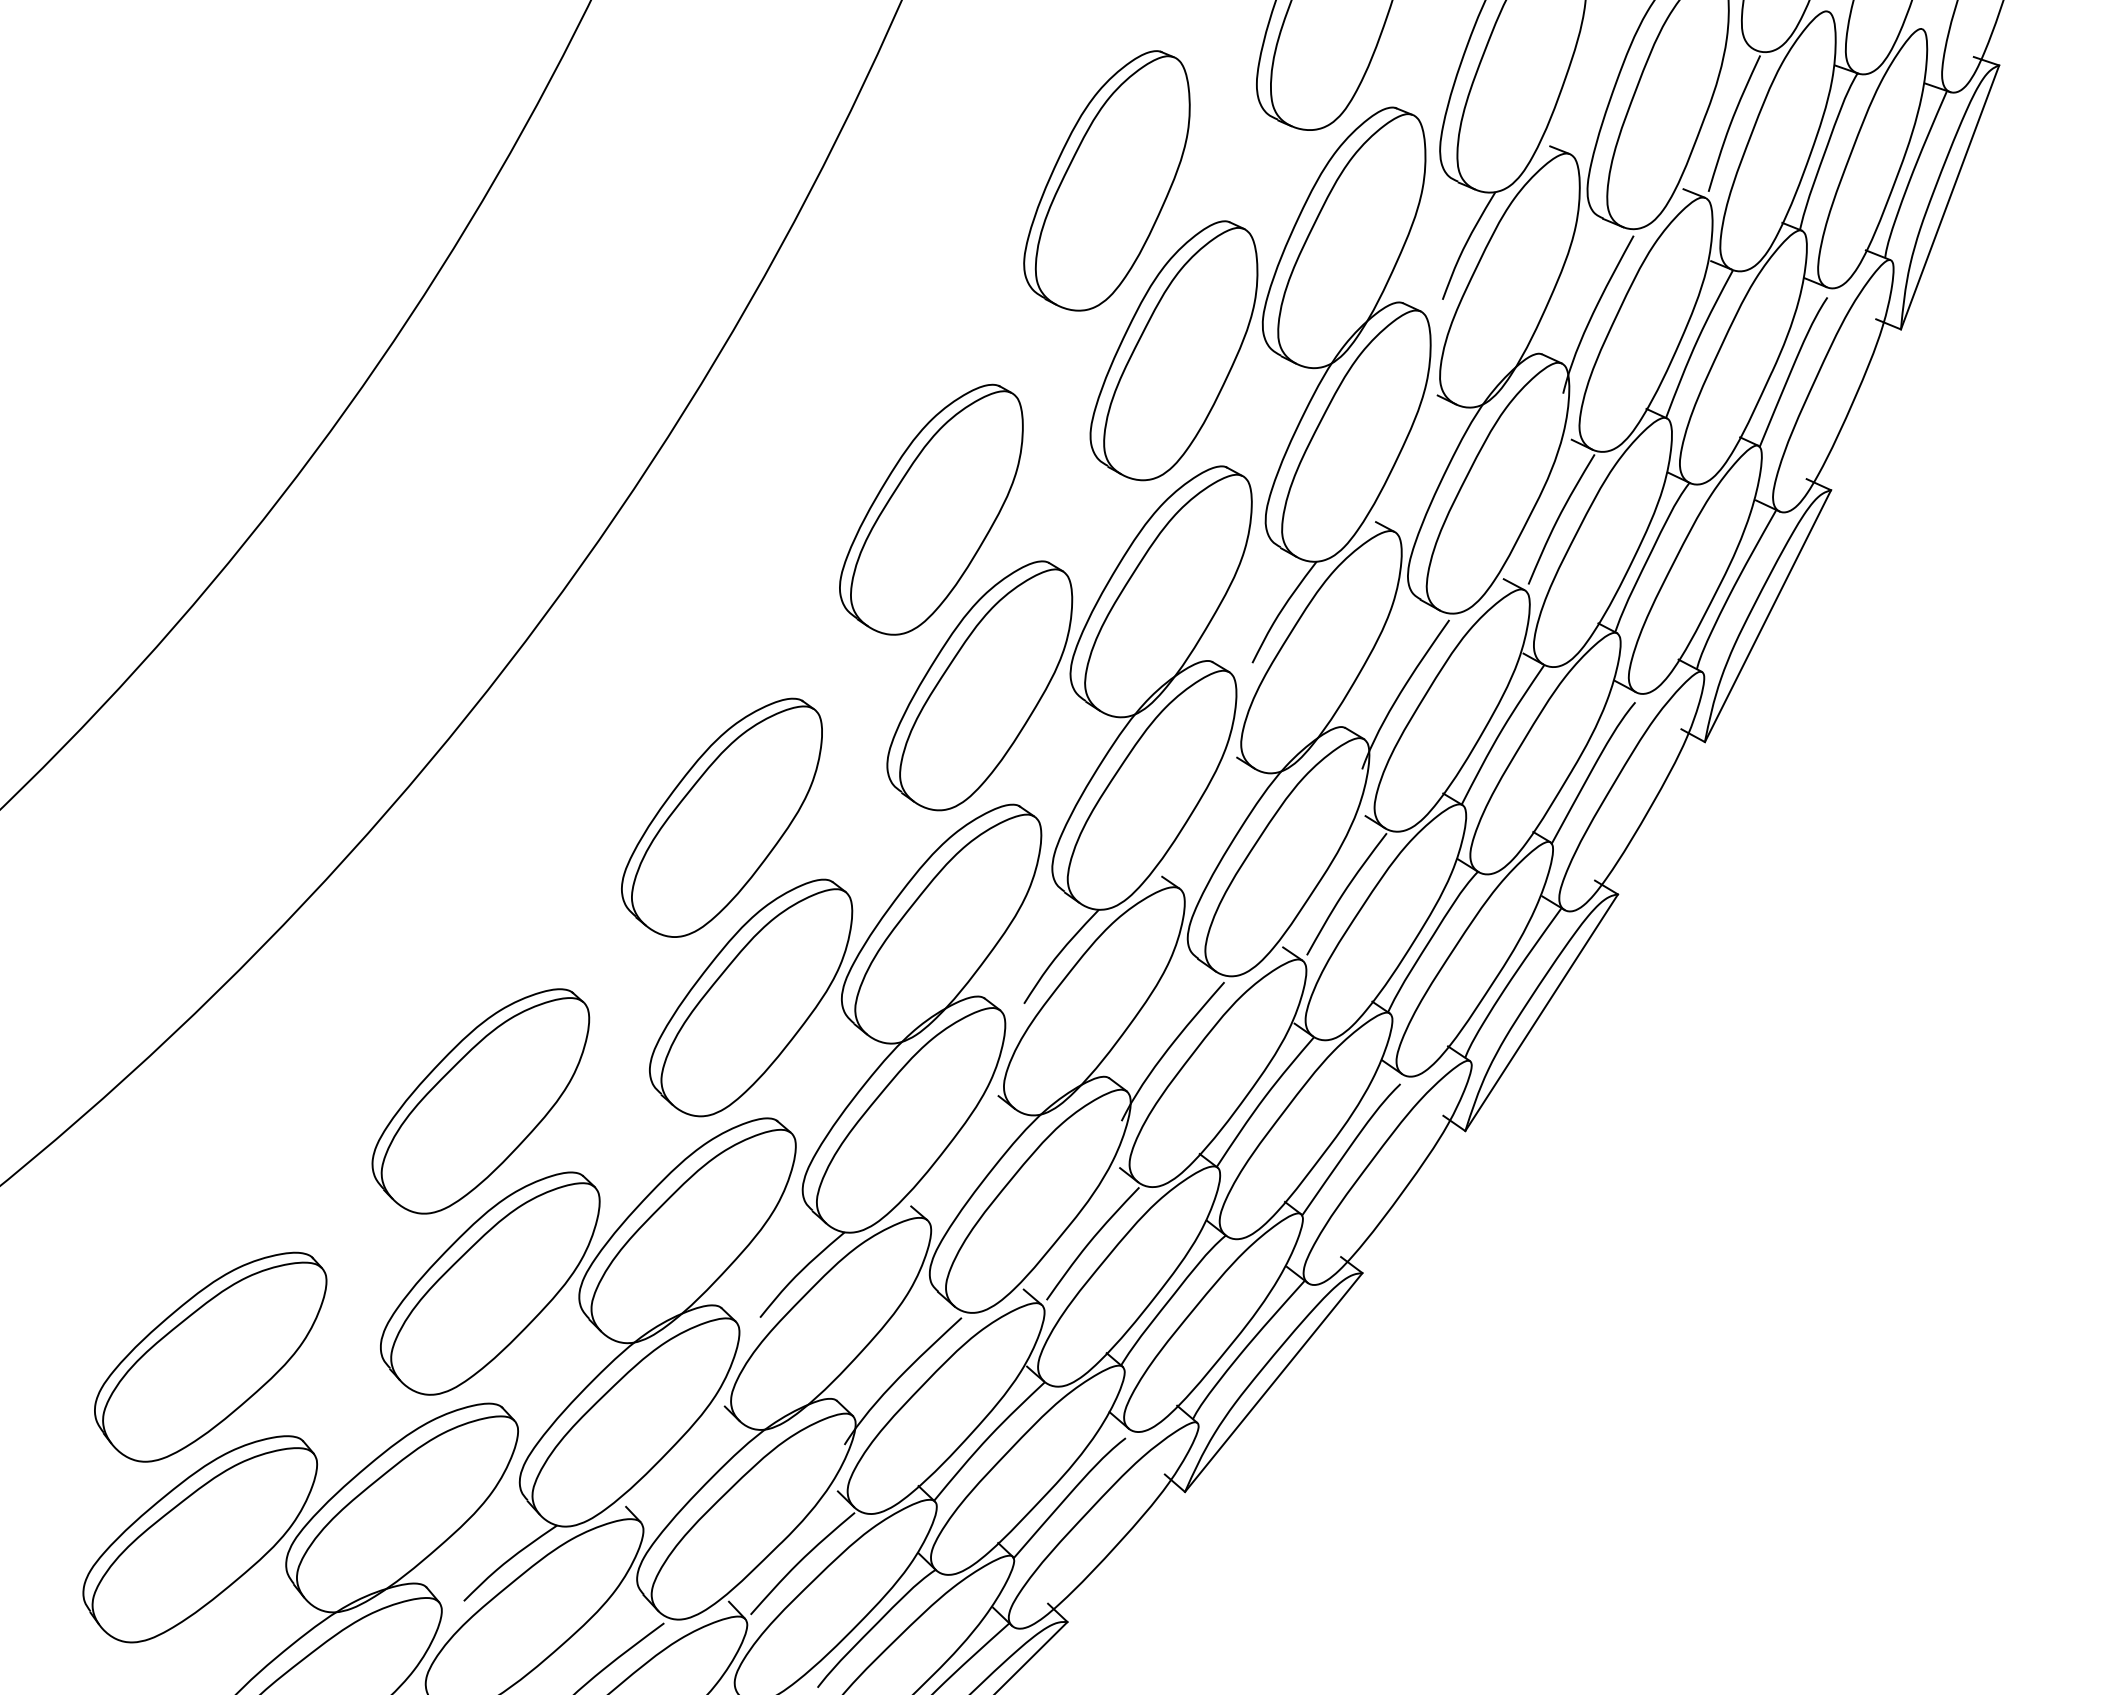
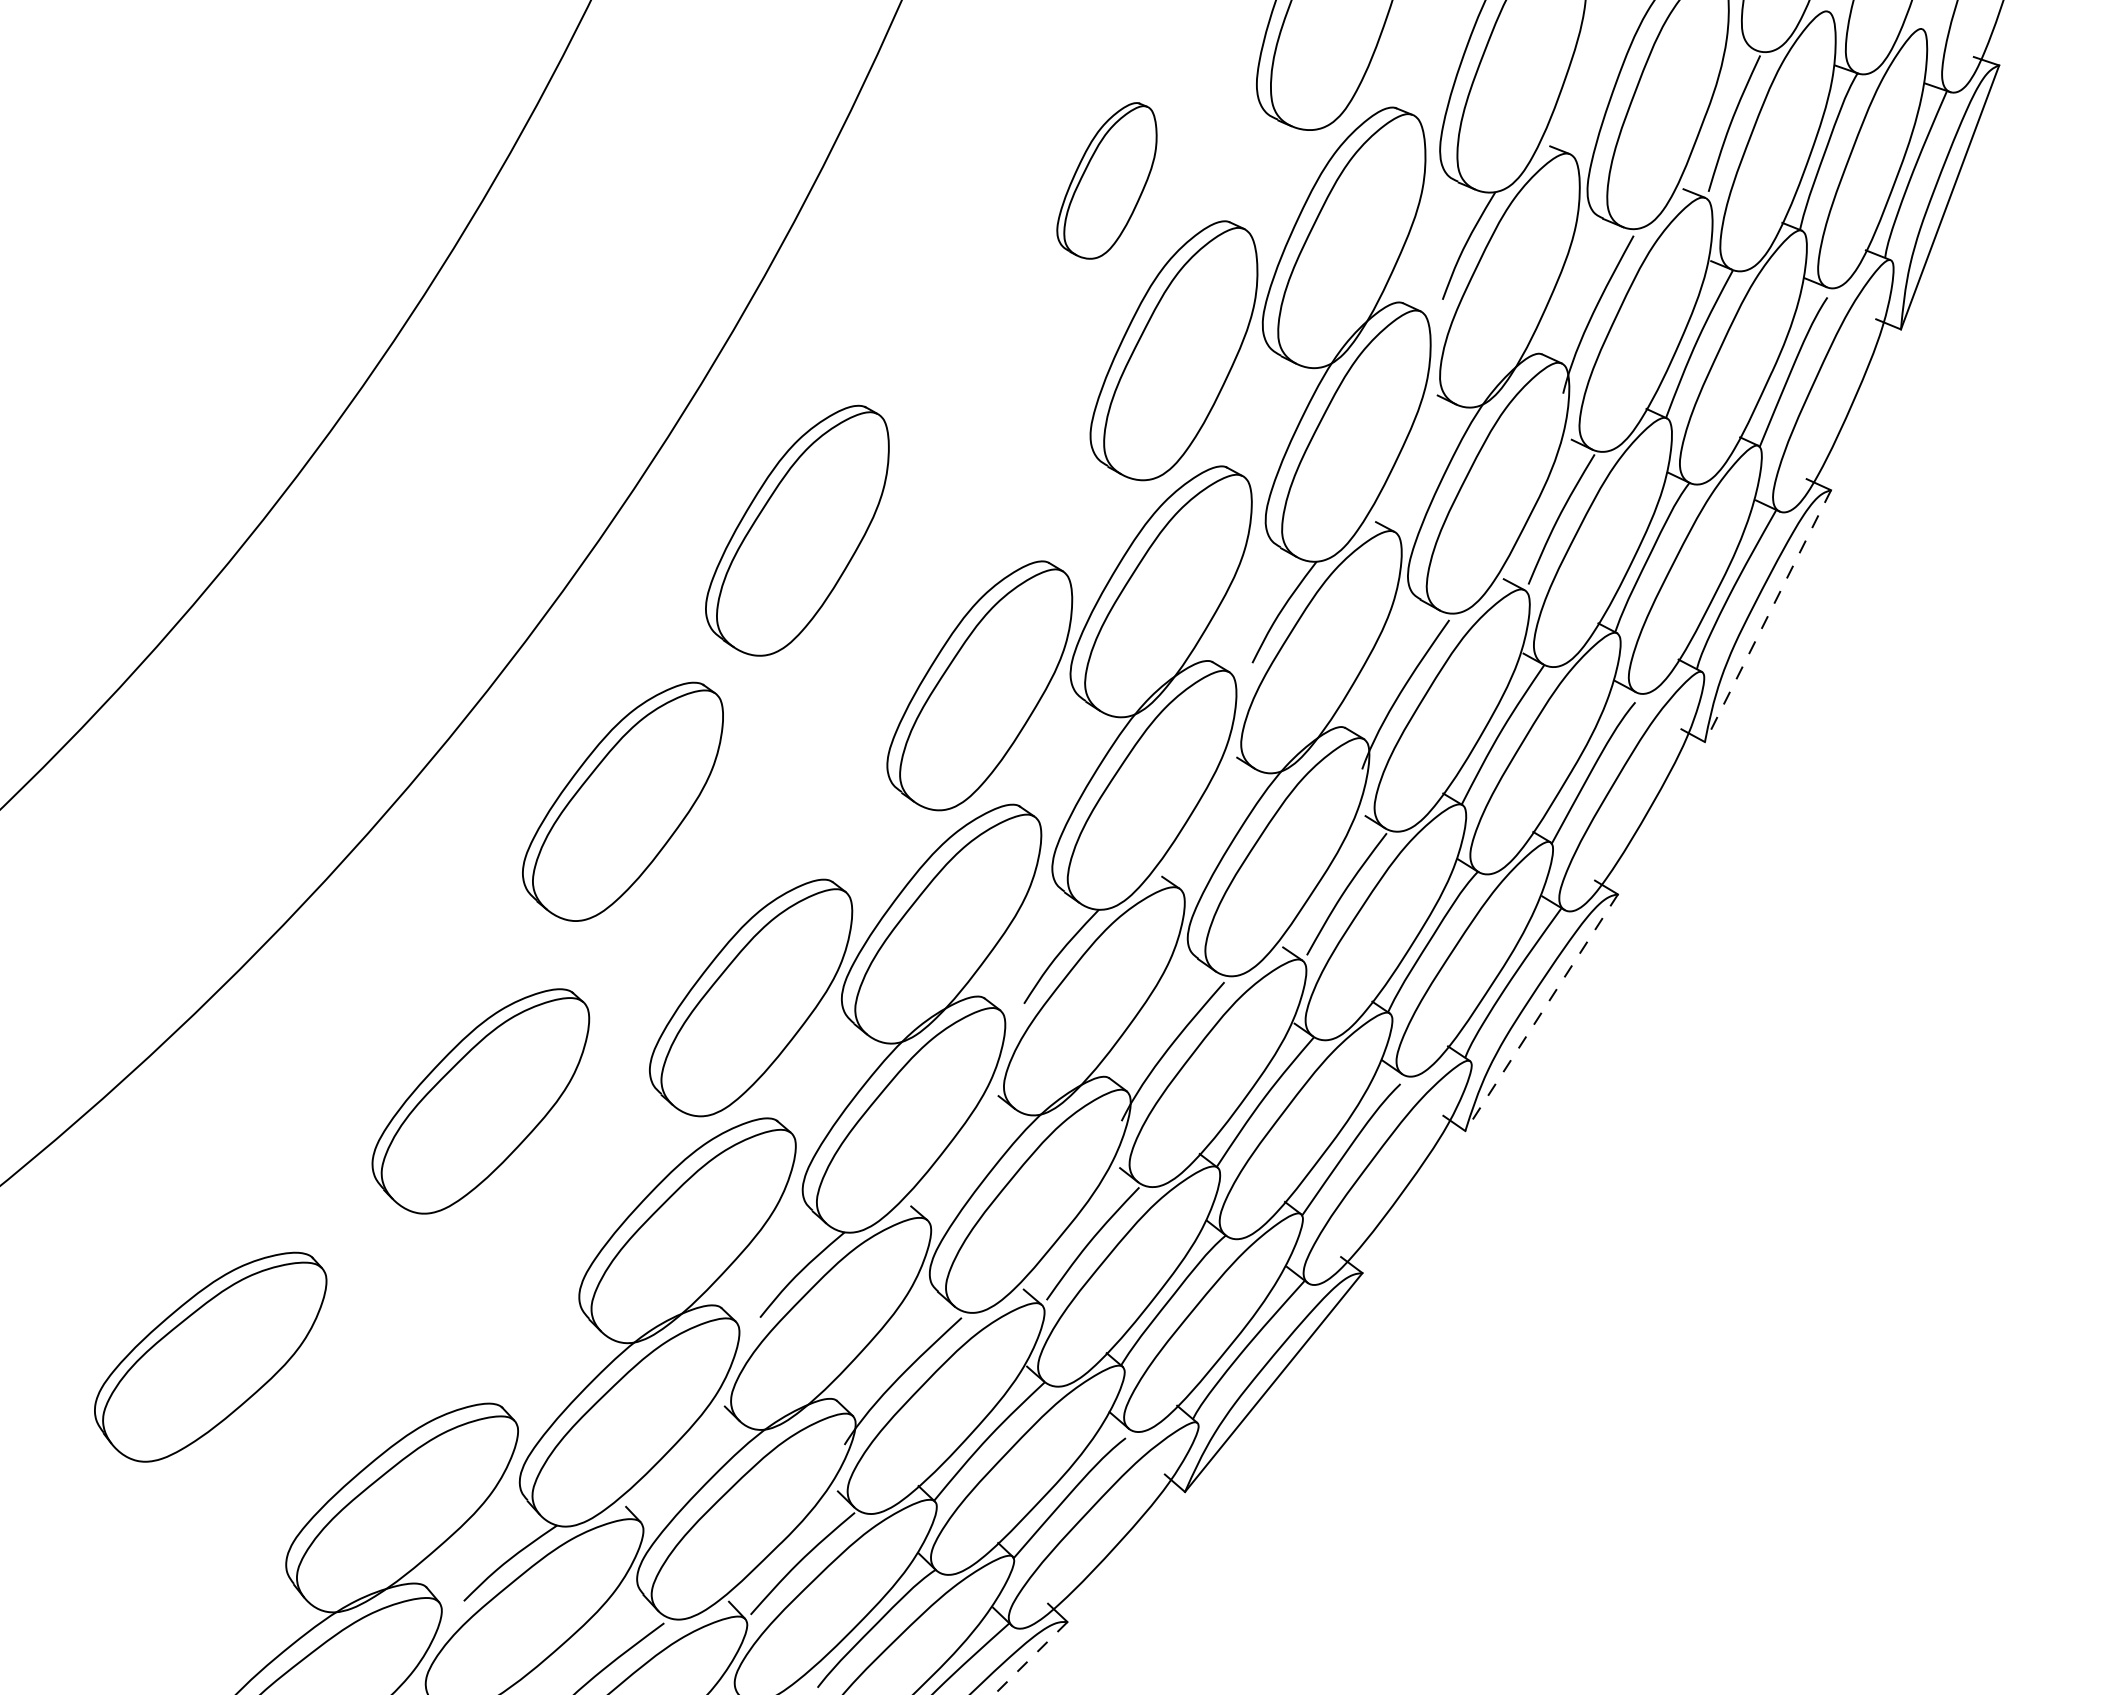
part size: 168x262 px -> 102x158 px (1106, 180)
part position: (931, 509) -> (797, 530) (797, 530)
line: solid -> dashed (1768, 616)
part position: (721, 817) -> (622, 801) (622, 801)
line: solid -> dashed (1541, 1012)
part: present -> none (490, 1283)
part: present -> none (199, 1539)
line: solid -> dashed (1030, 1658)
